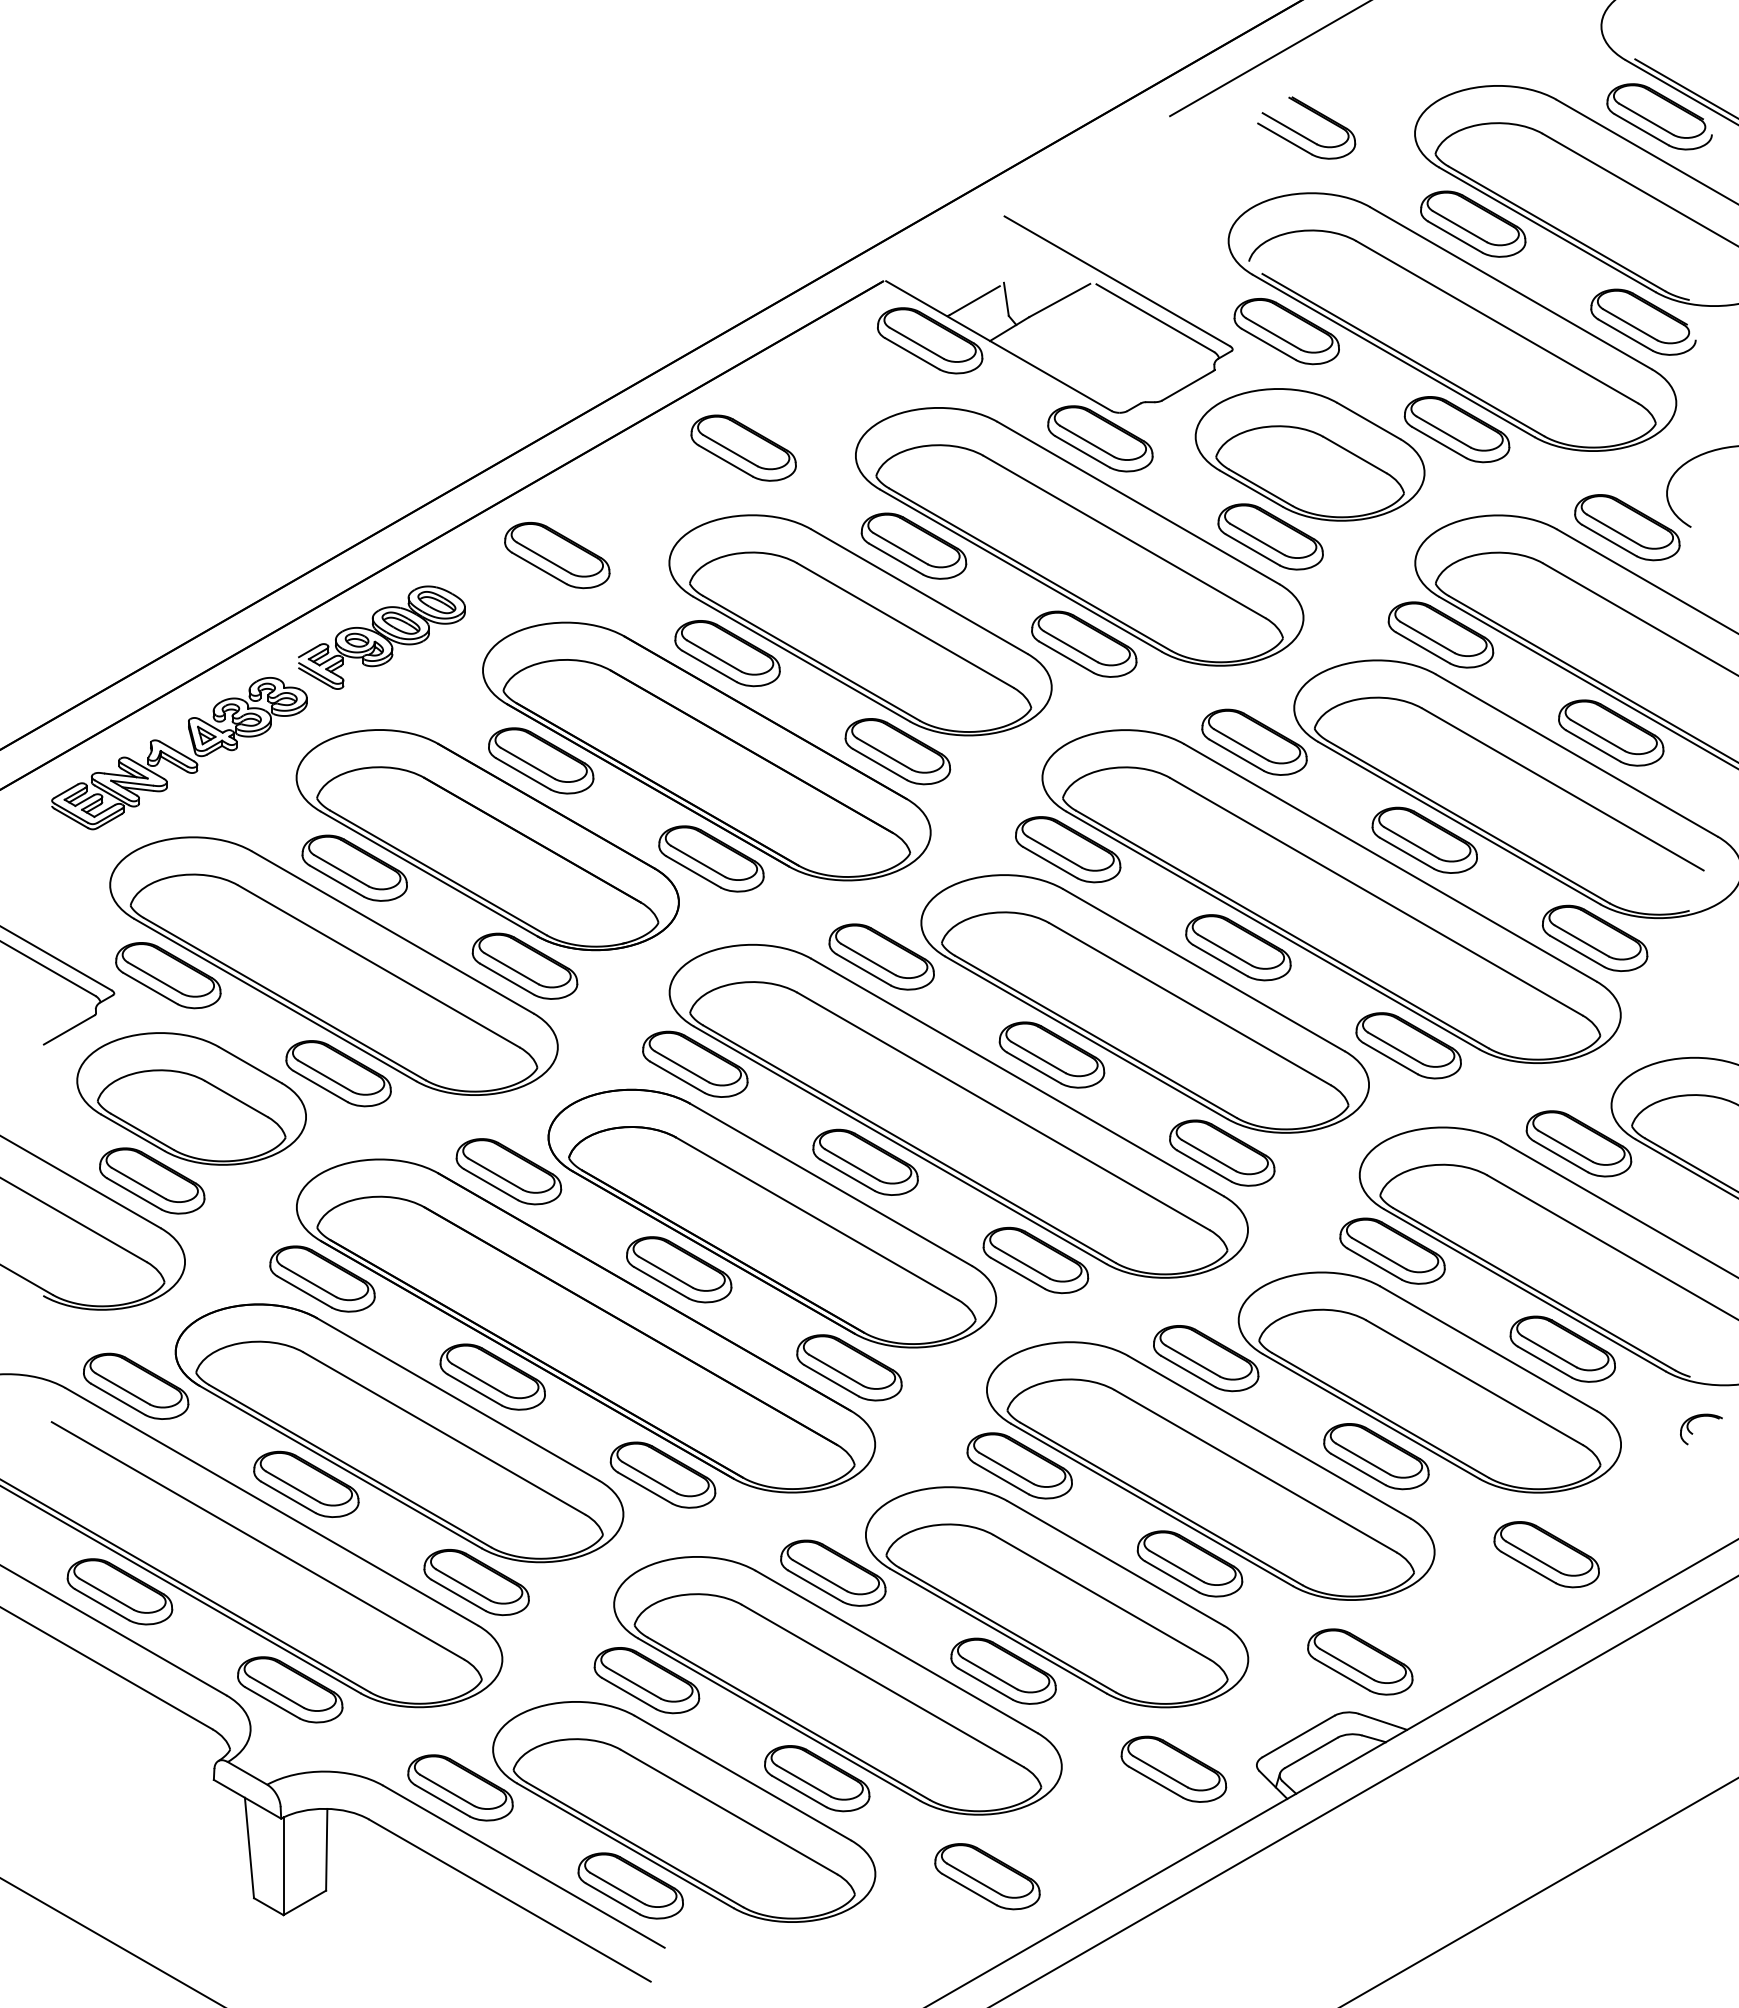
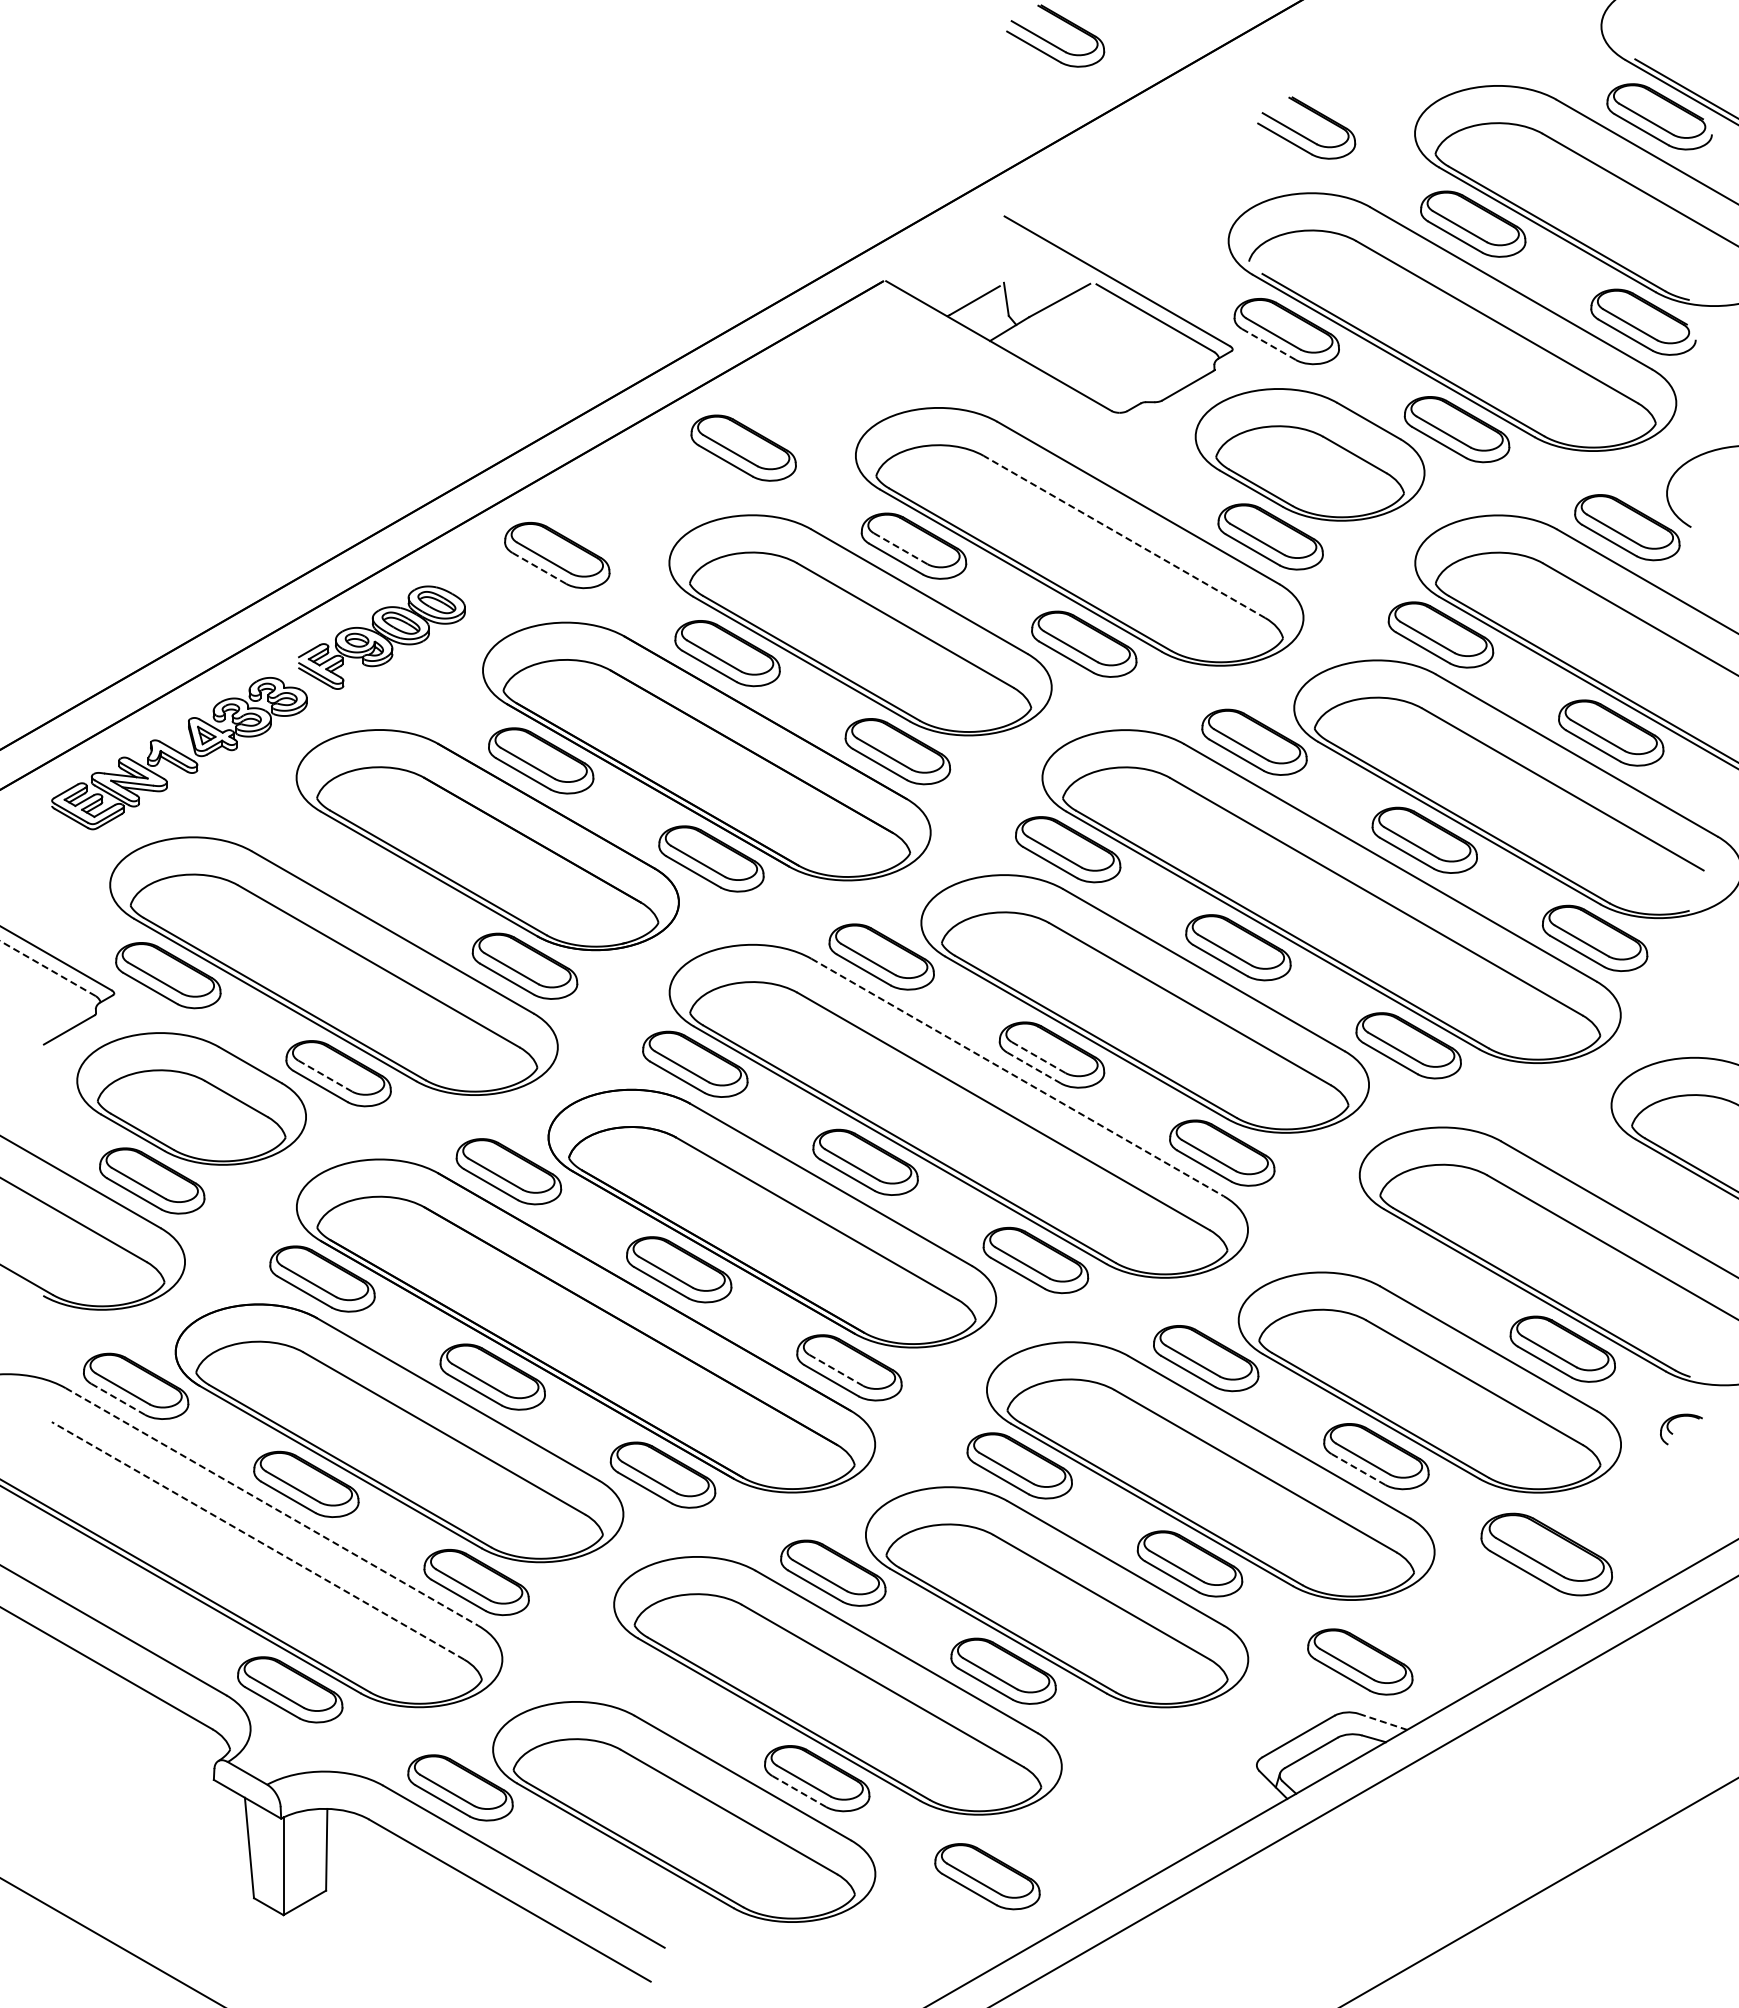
part: none -> present (1049, 41)
line: present -> none (1269, 59)
part: present -> none (930, 340)
line: solid -> dashed (1269, 344)
part: present -> none (1100, 438)
line: solid -> dashed (1124, 536)
line: solid -> dashed (901, 548)
line: solid -> dashed (539, 568)
part: present -> none (354, 867)
line: solid -> dashed (48, 968)
line: solid -> dashed (1039, 1057)
line: solid -> dashed (1034, 1068)
line: solid -> dashed (325, 1076)
line: solid -> dashed (1017, 1077)
part: present -> none (1578, 1143)
part: present -> none (1392, 1250)
line: solid -> dashed (836, 1370)
line: solid -> dashed (118, 1399)
part position: (1693, 1433) -> (1673, 1433) (1673, 1433)
line: solid -> dashed (1358, 1469)
line: solid -> dashed (271, 1506)
line: solid -> dashed (257, 1540)
part size: 107x68 px -> 133x85 px (1546, 1554)
part: present -> none (119, 1591)
part: present -> none (646, 1680)
line: solid -> dashed (1383, 1722)
part: present -> none (1173, 1768)
line: solid -> dashed (798, 1791)
part: present -> none (630, 1885)
